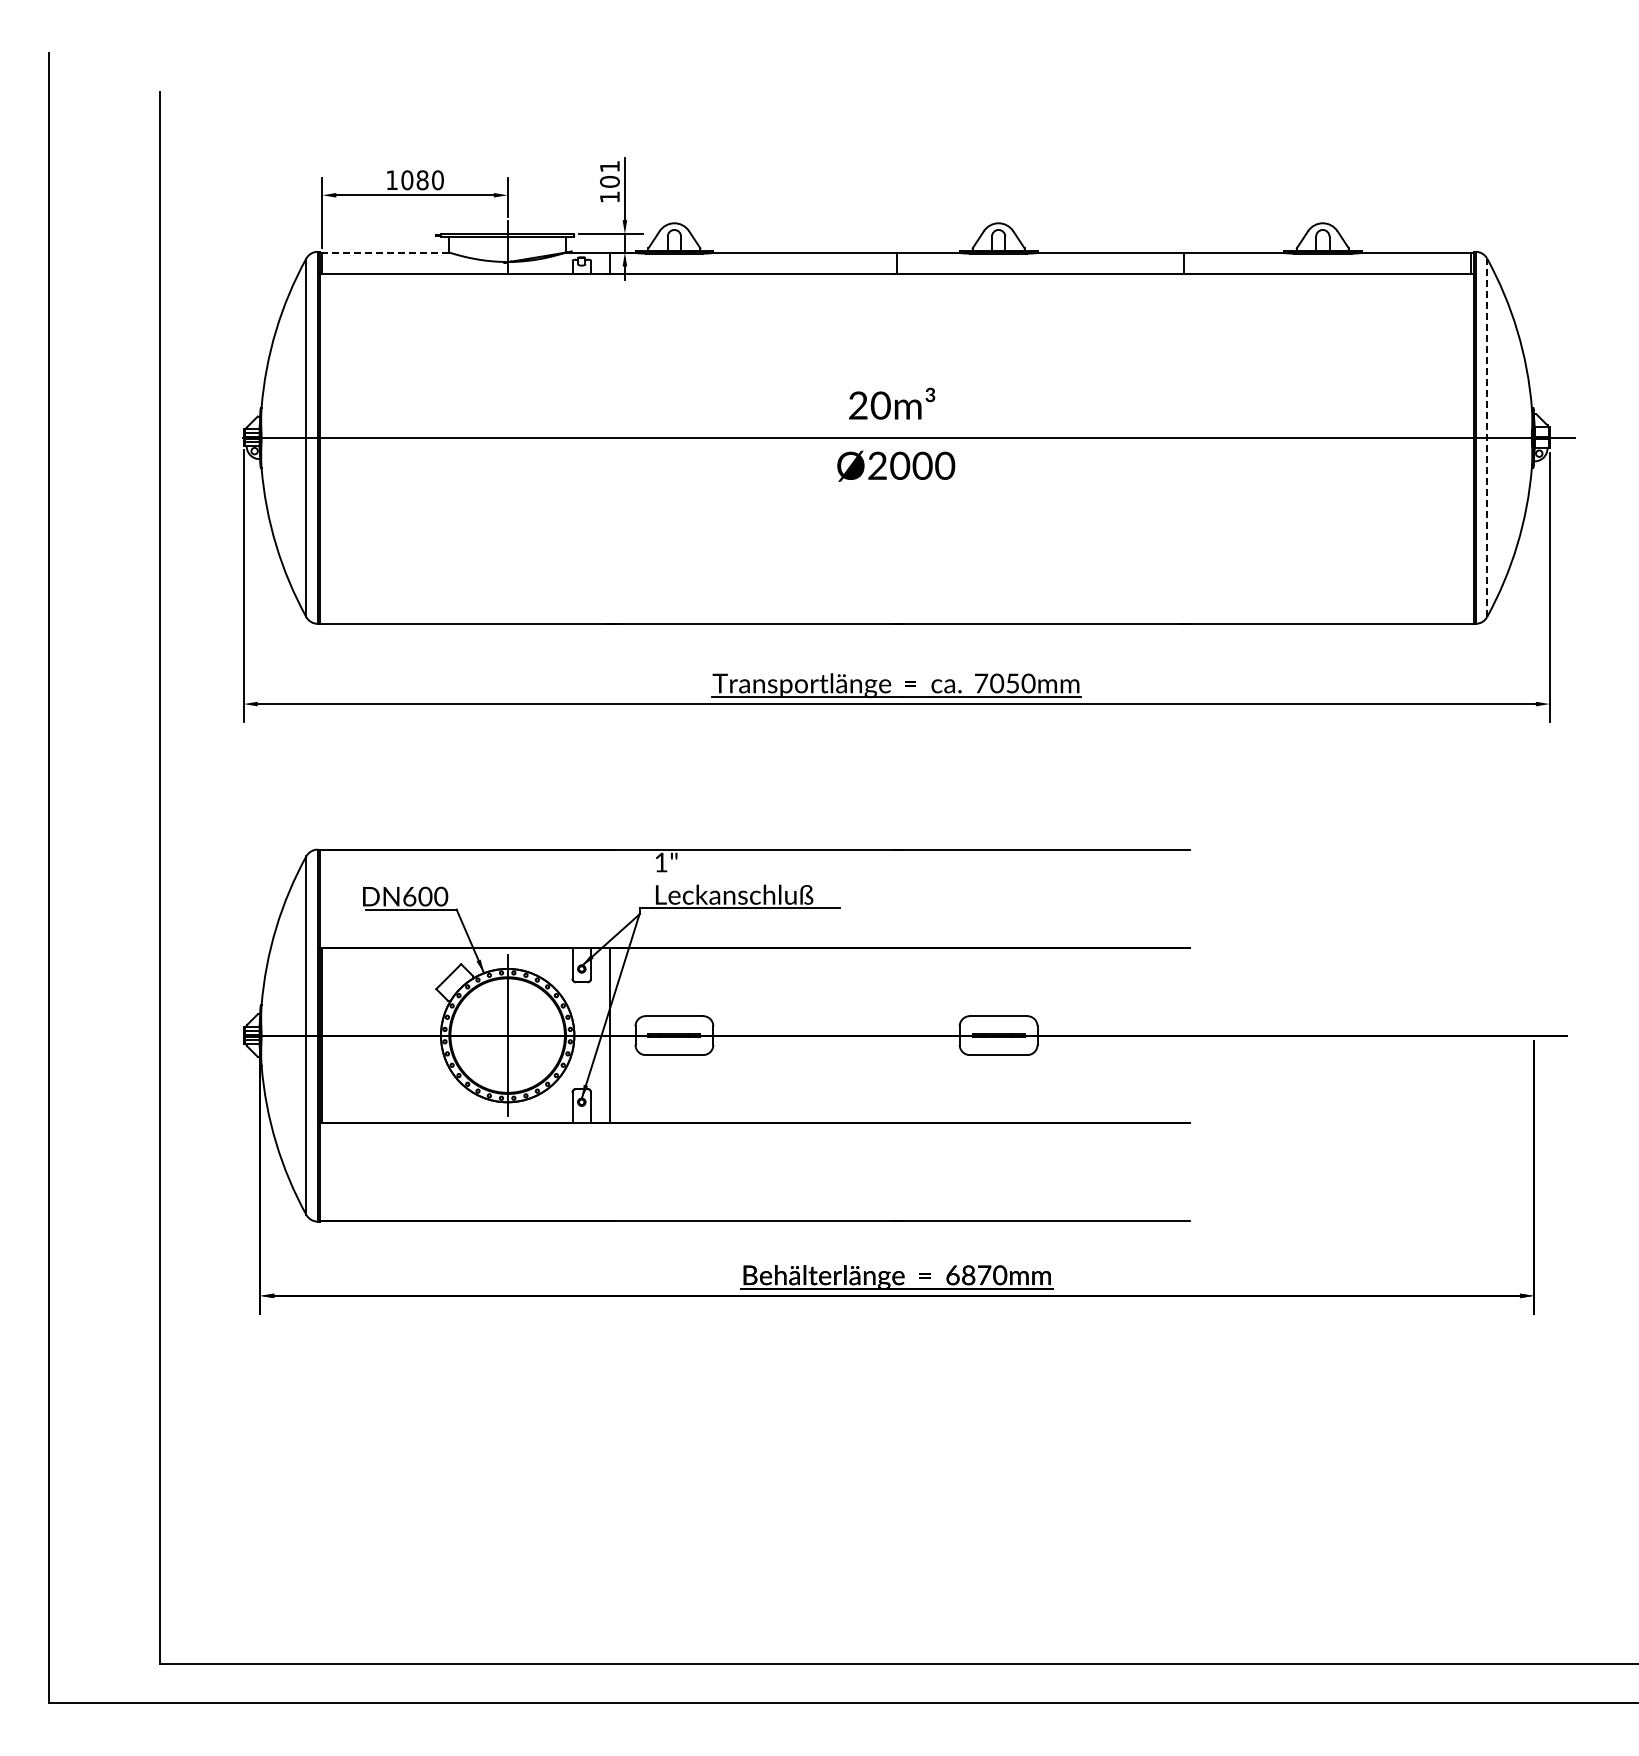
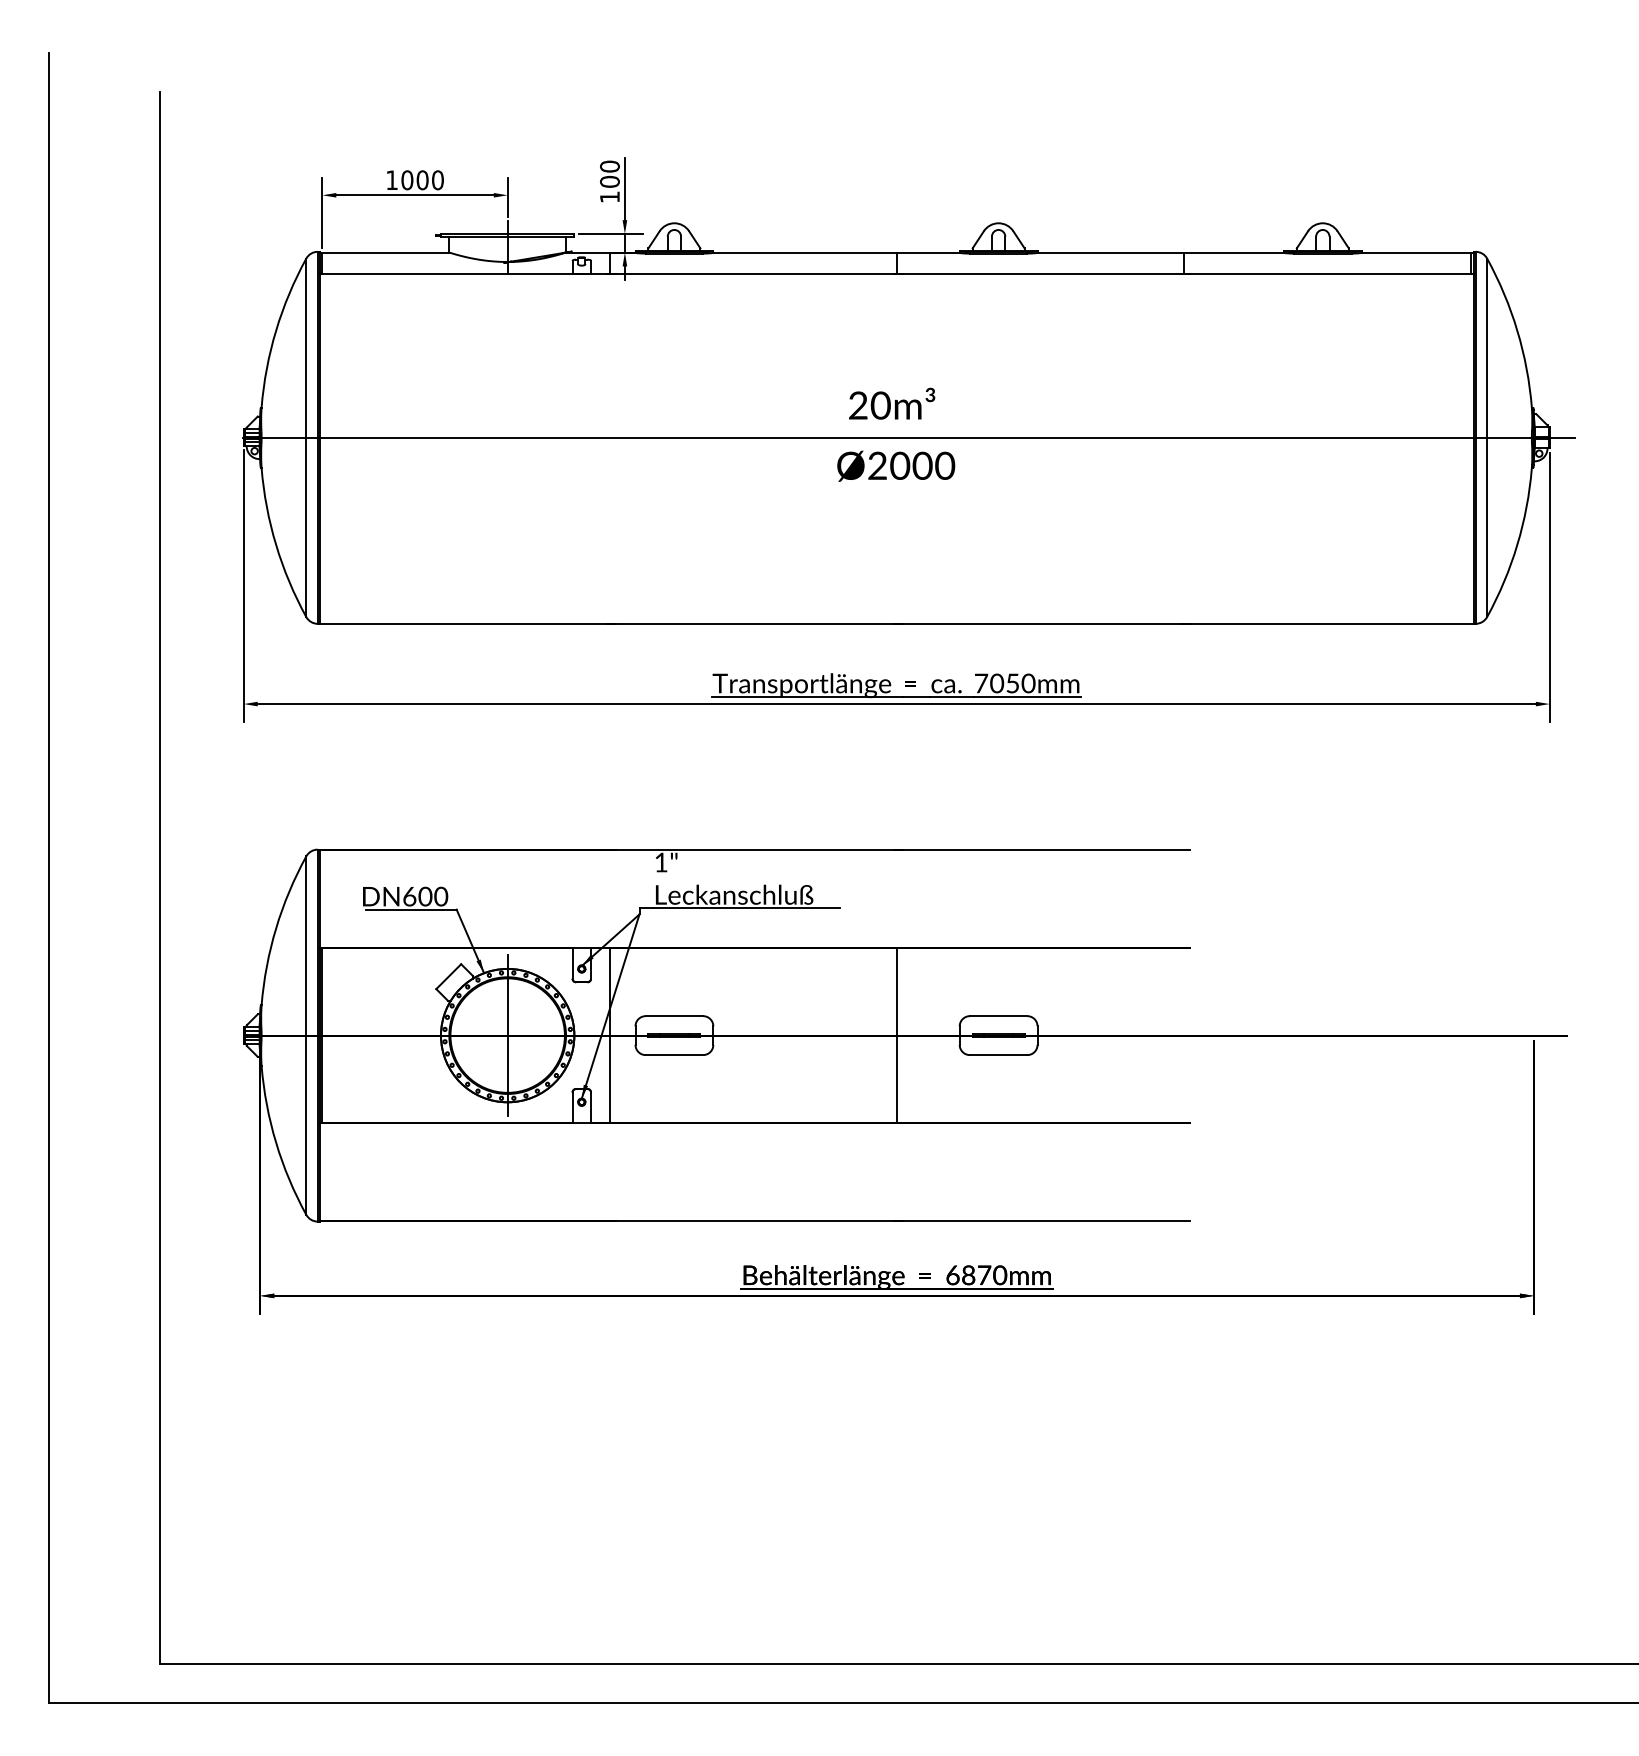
text: 101 -> 100 (609, 166)
text: 1080 -> 1000 (422, 179)
line: dashed -> solid (385, 252)
line: dashed -> solid (1487, 437)
line: none -> present (896, 1035)
